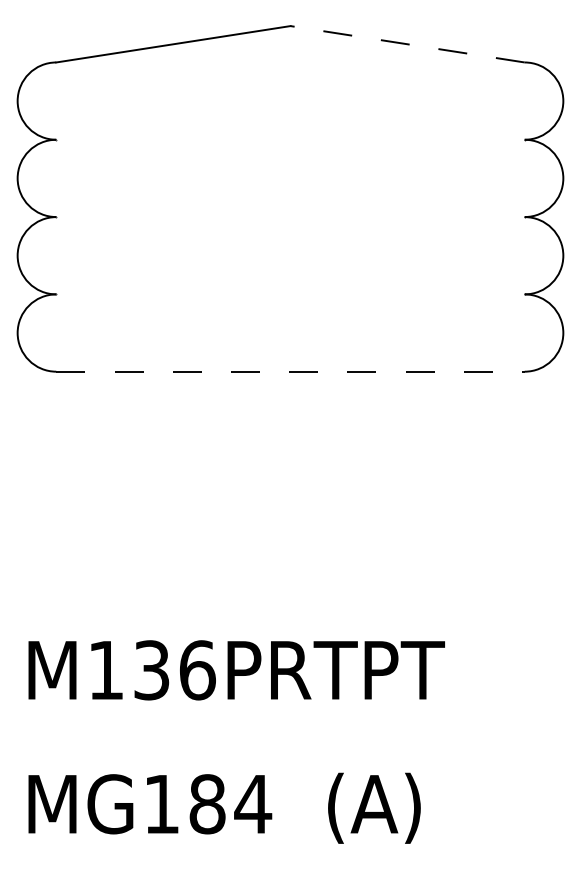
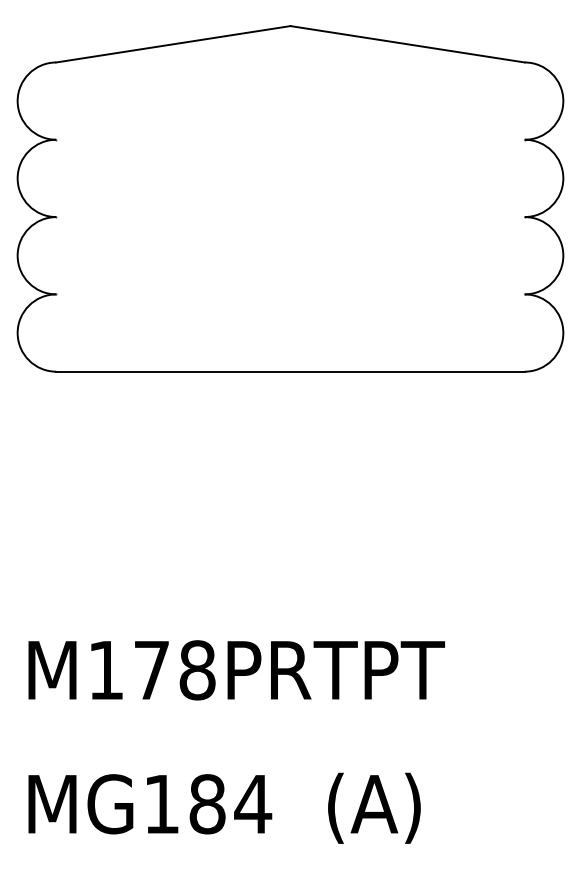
line: dashed -> solid (407, 44)
line: dashed -> solid (291, 371)
text: M136PRTPT -> M178PRTPT (174, 670)
